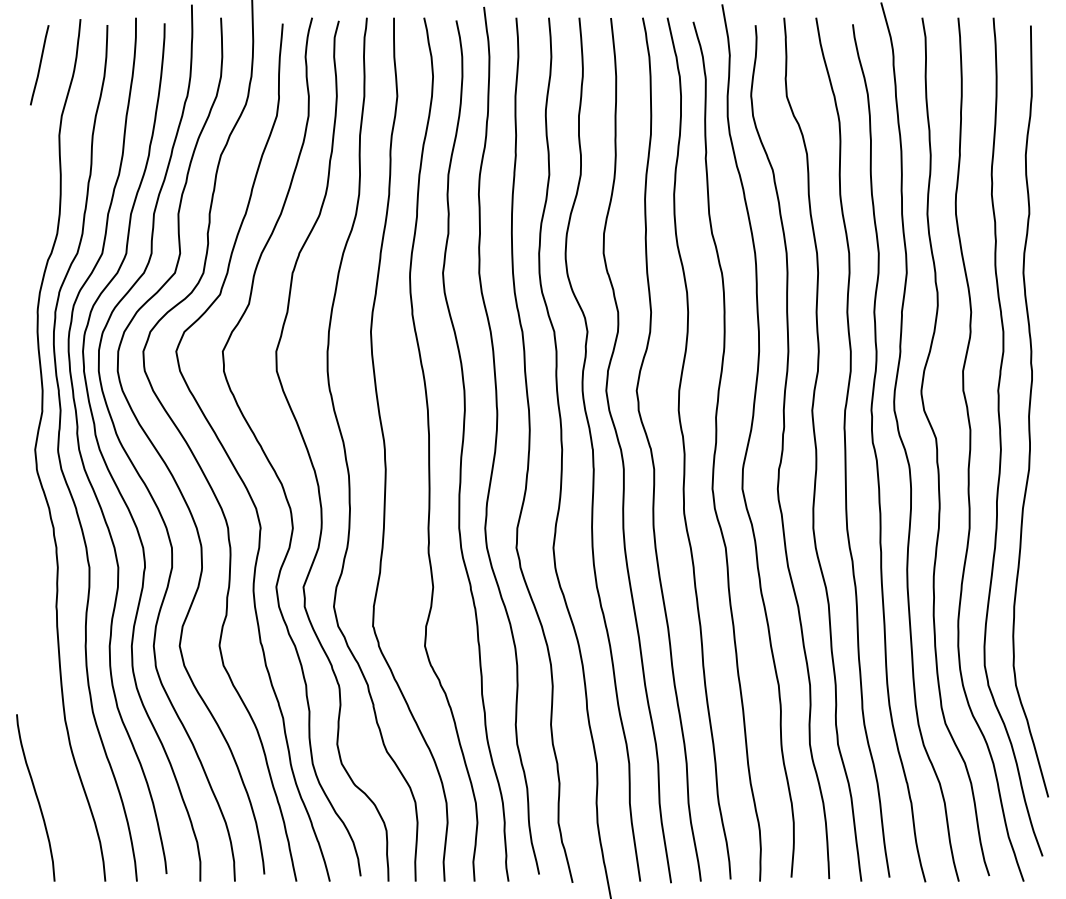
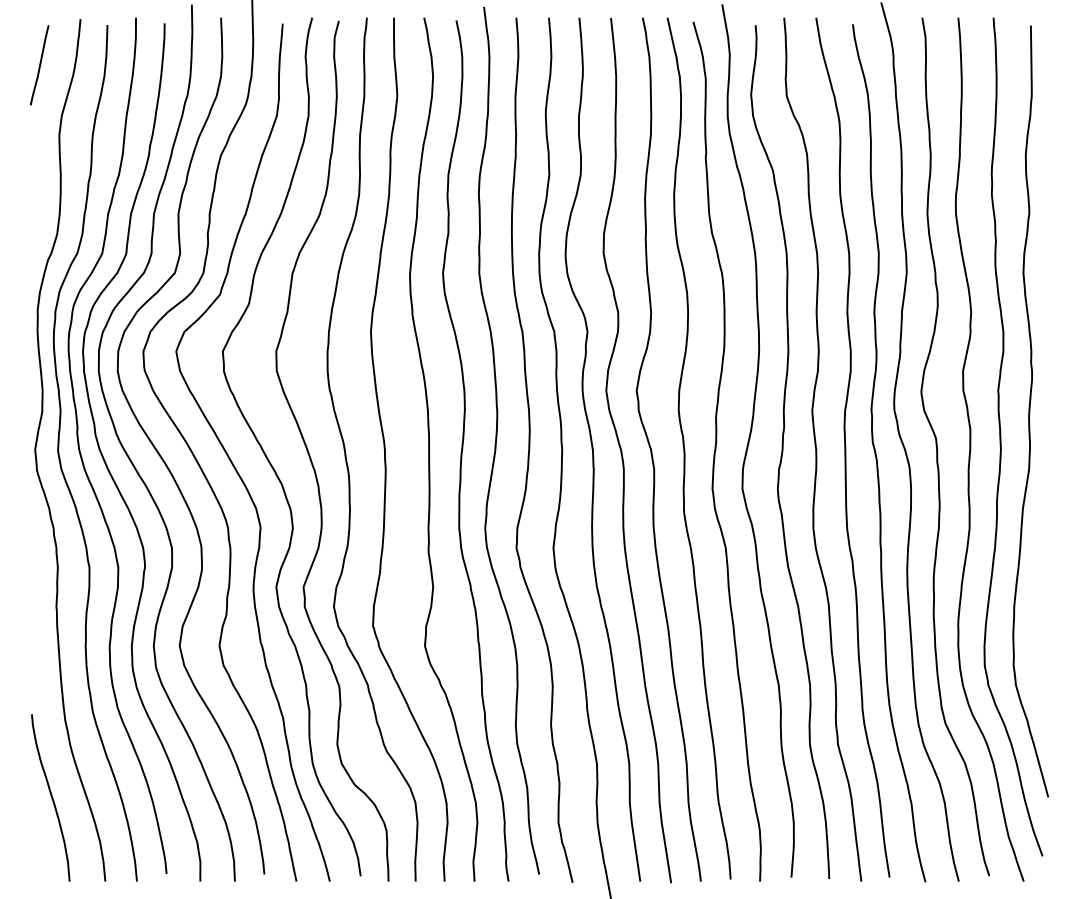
curve position: (35, 796) -> (50, 796) (50, 796)
